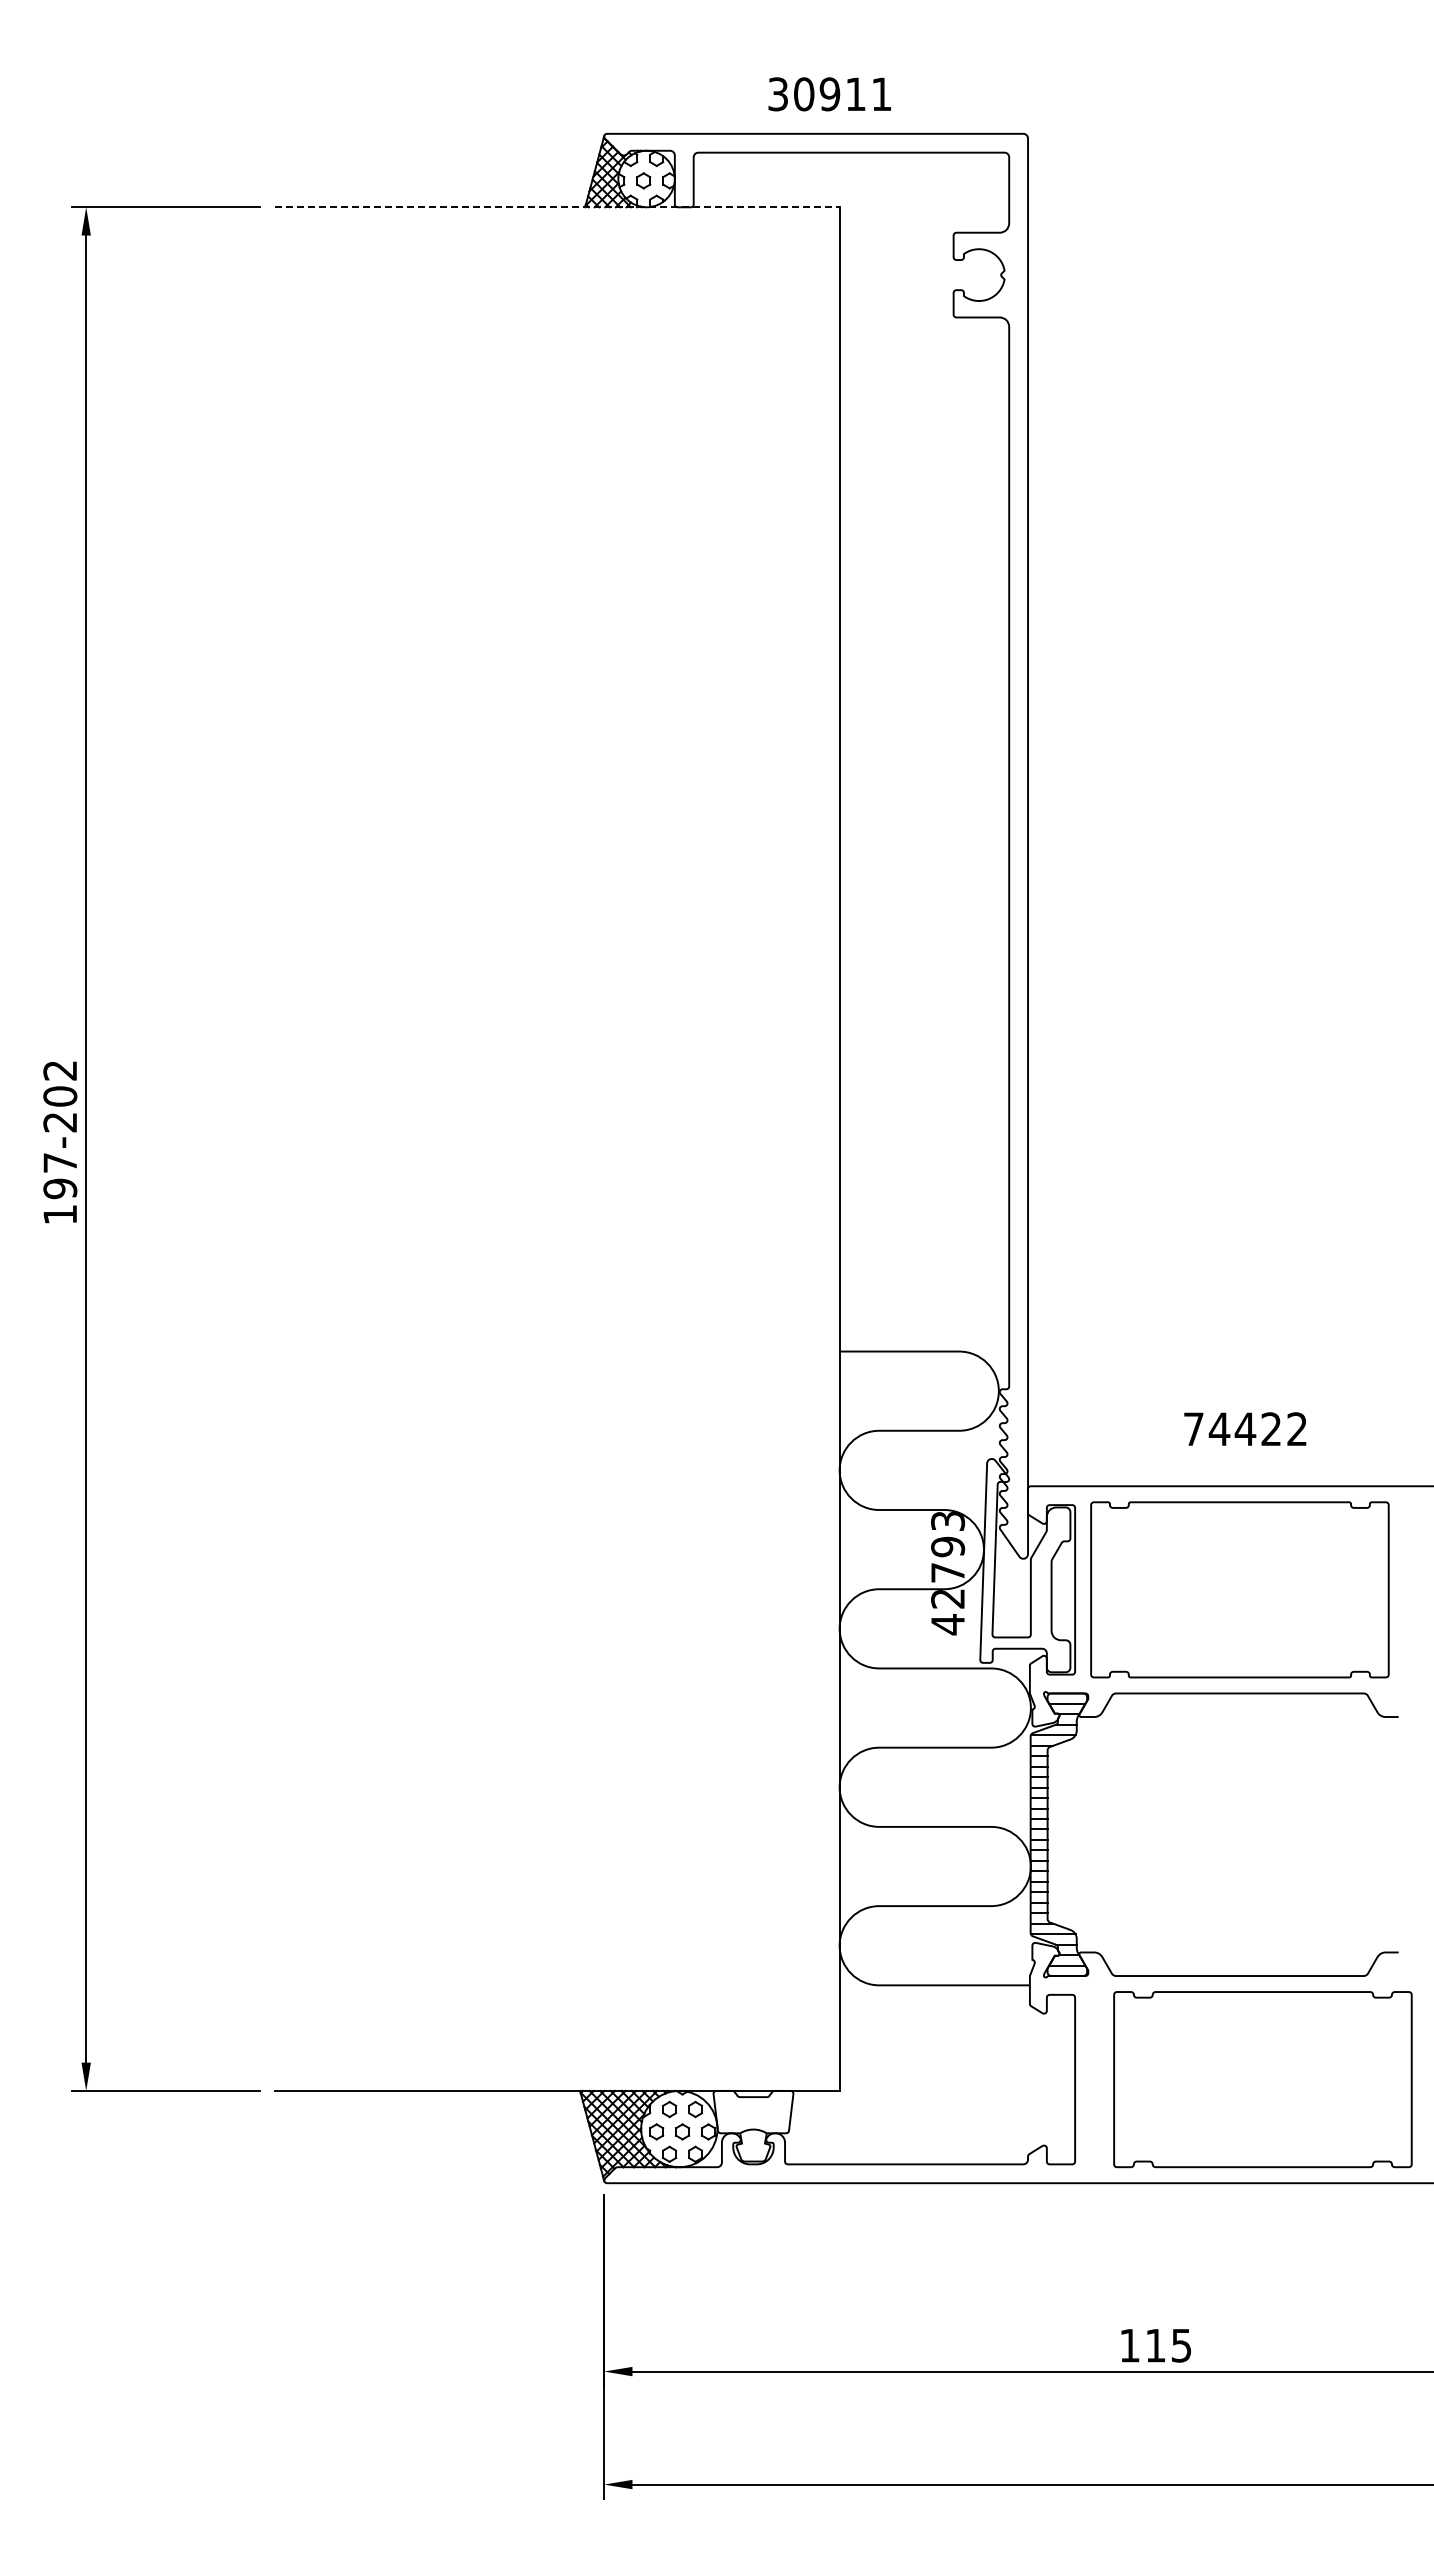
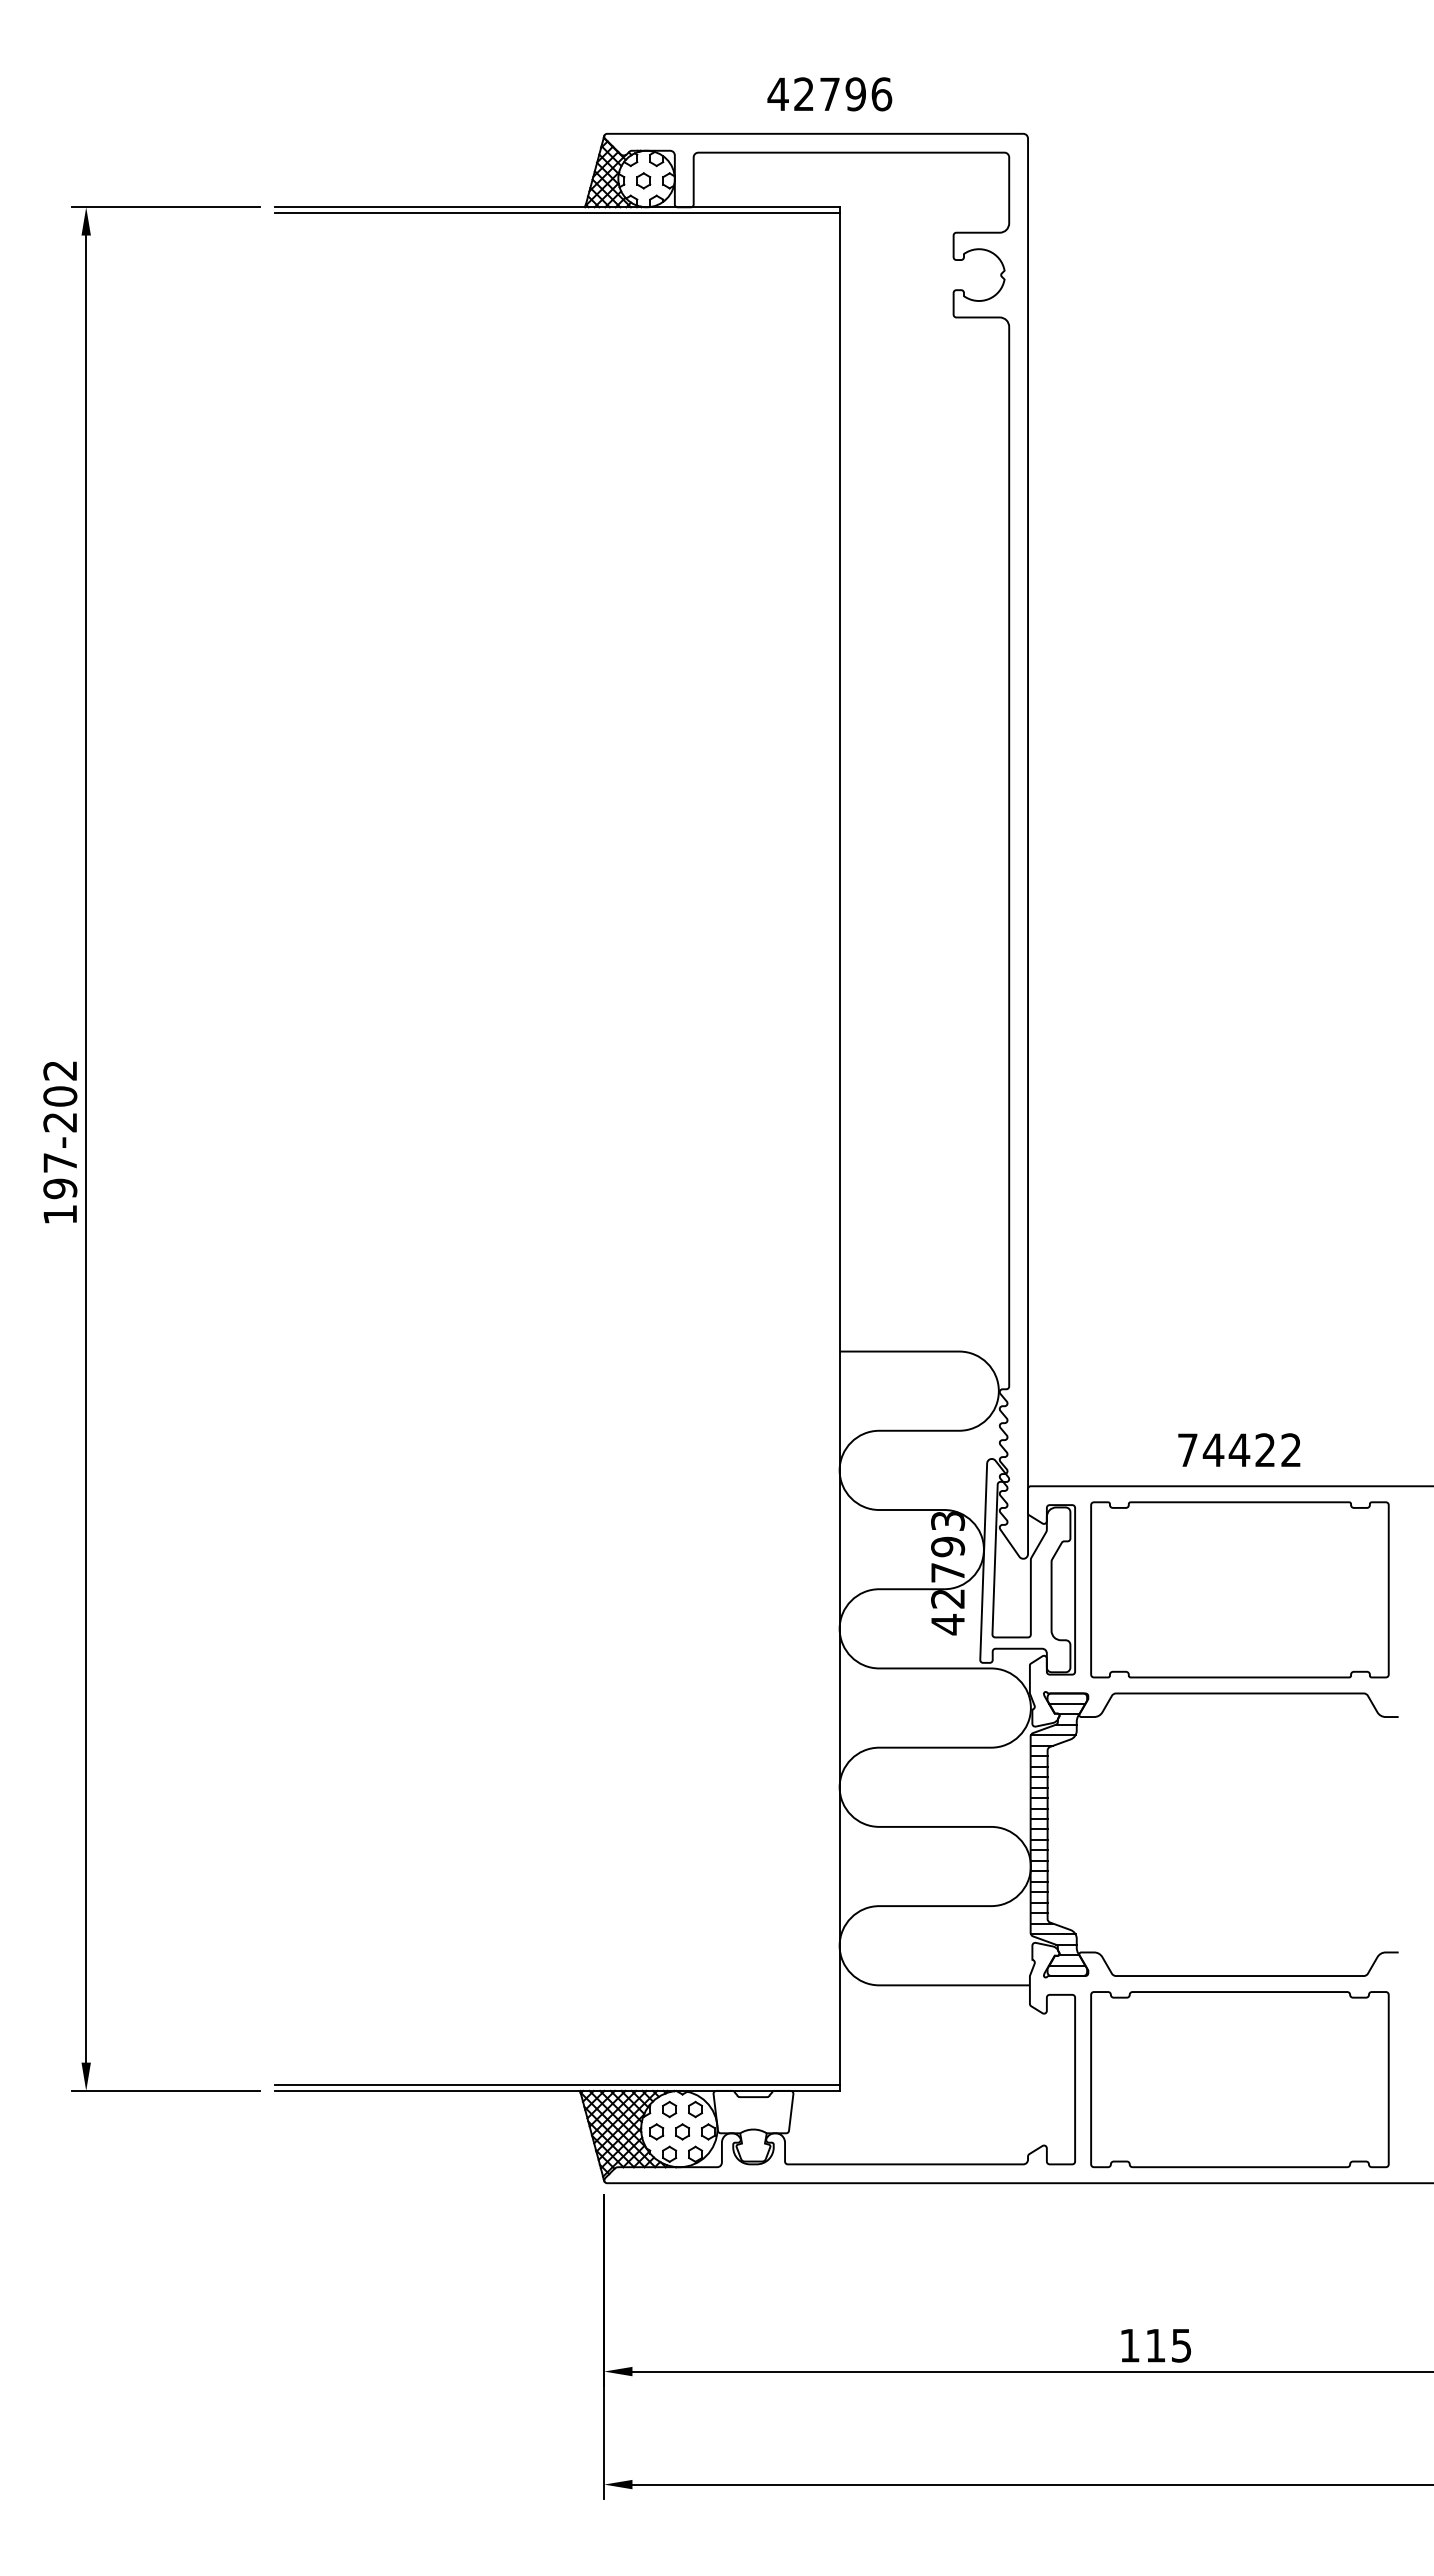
text: 30911 -> 42796 (829, 94)
line: dashed -> solid (557, 207)
line: none -> present (556, 212)
text position: (1245, 1428) -> (1239, 1449) (1239, 1449)
part position: (1262, 2079) -> (1239, 2079) (1239, 2079)
line: none -> present (556, 2085)
